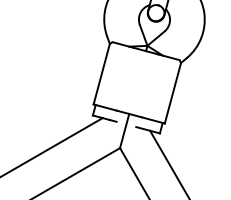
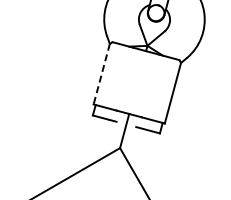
line: solid -> dashed (101, 74)
line: present -> none (52, 147)
line: present -> none (169, 163)
